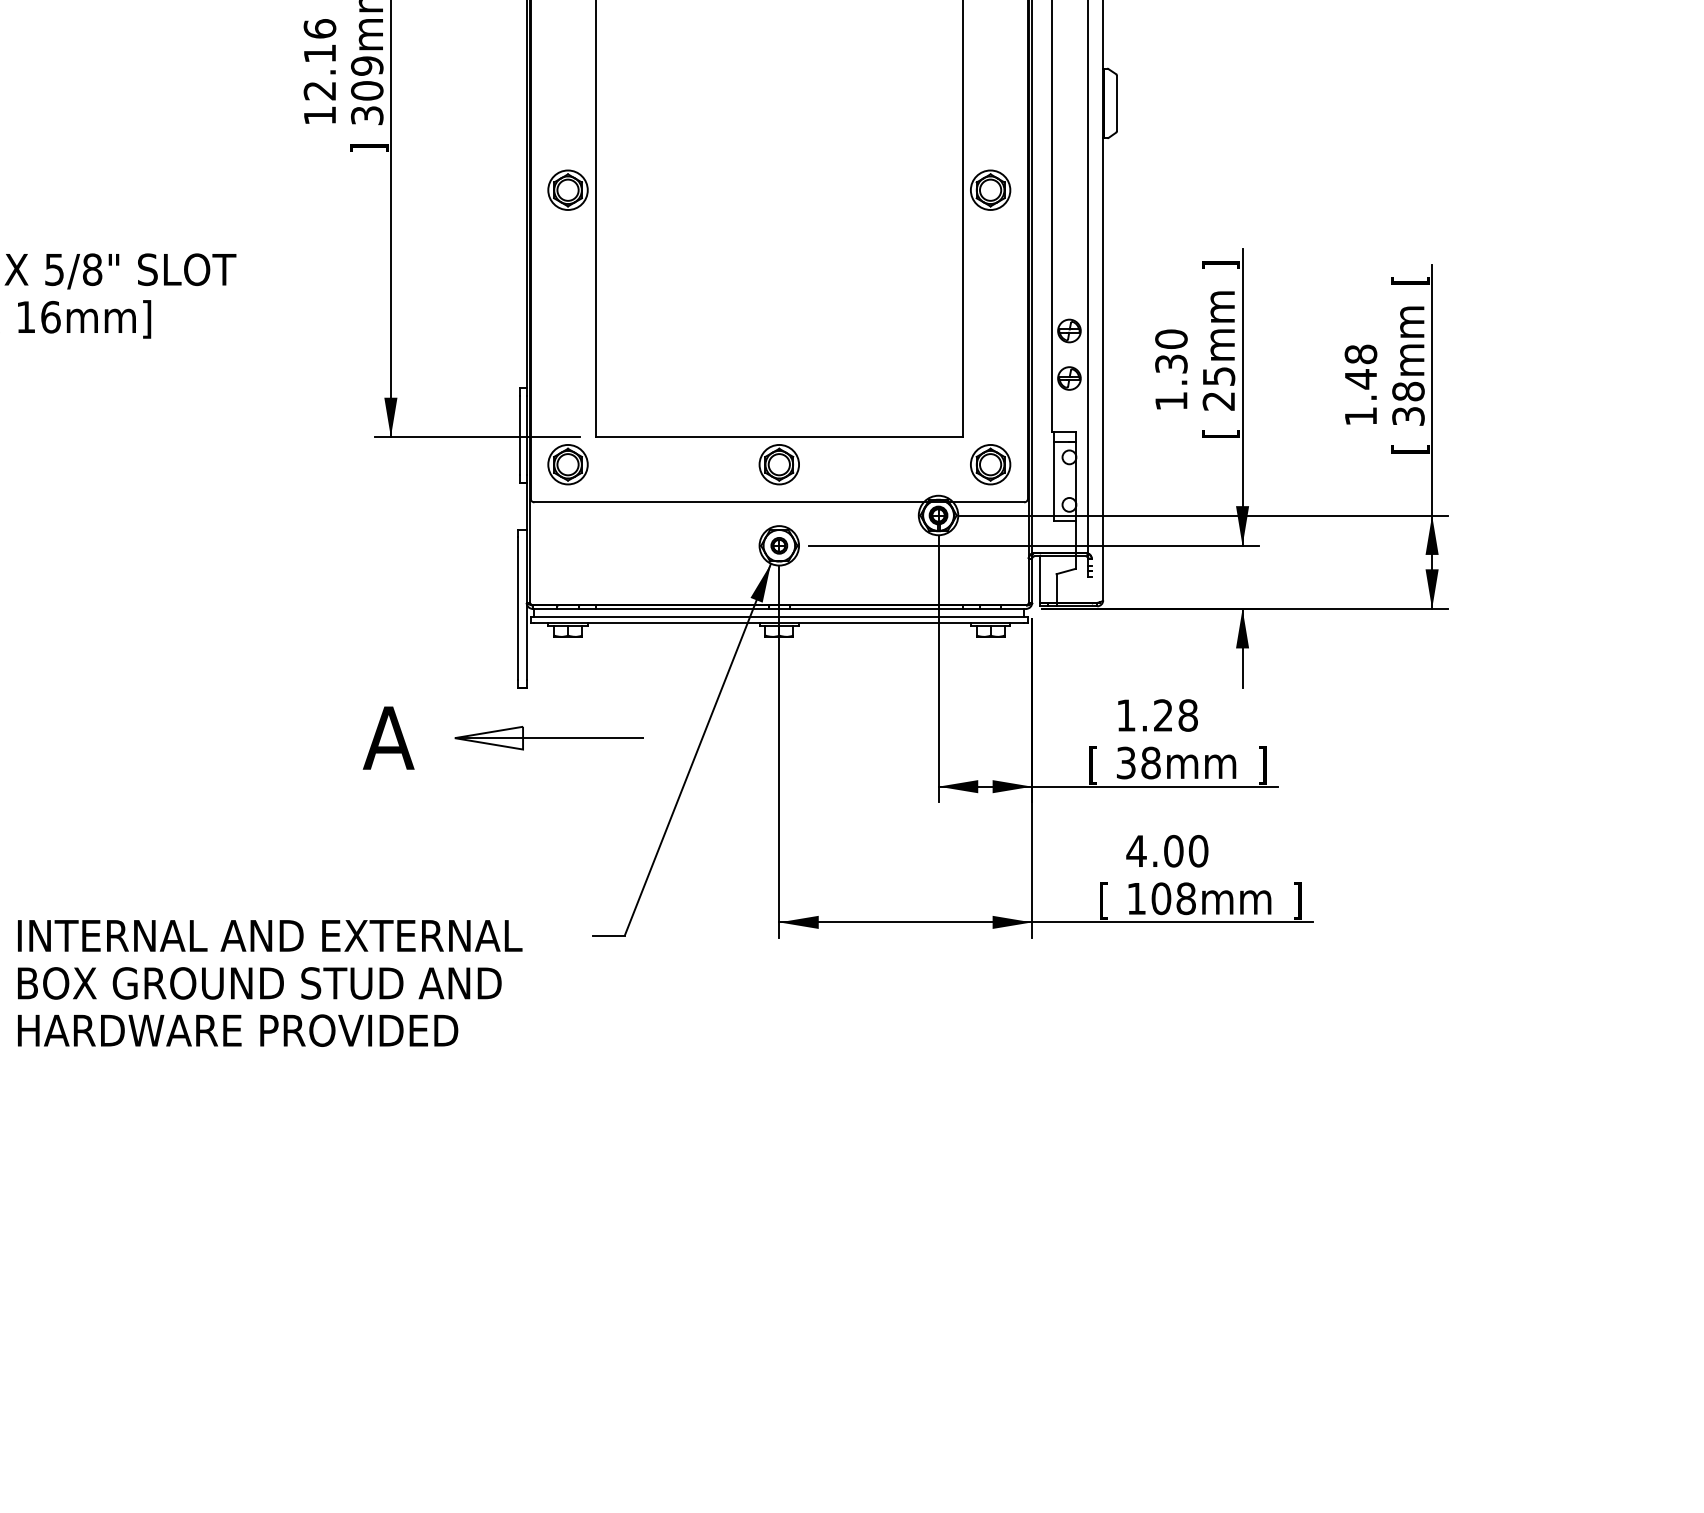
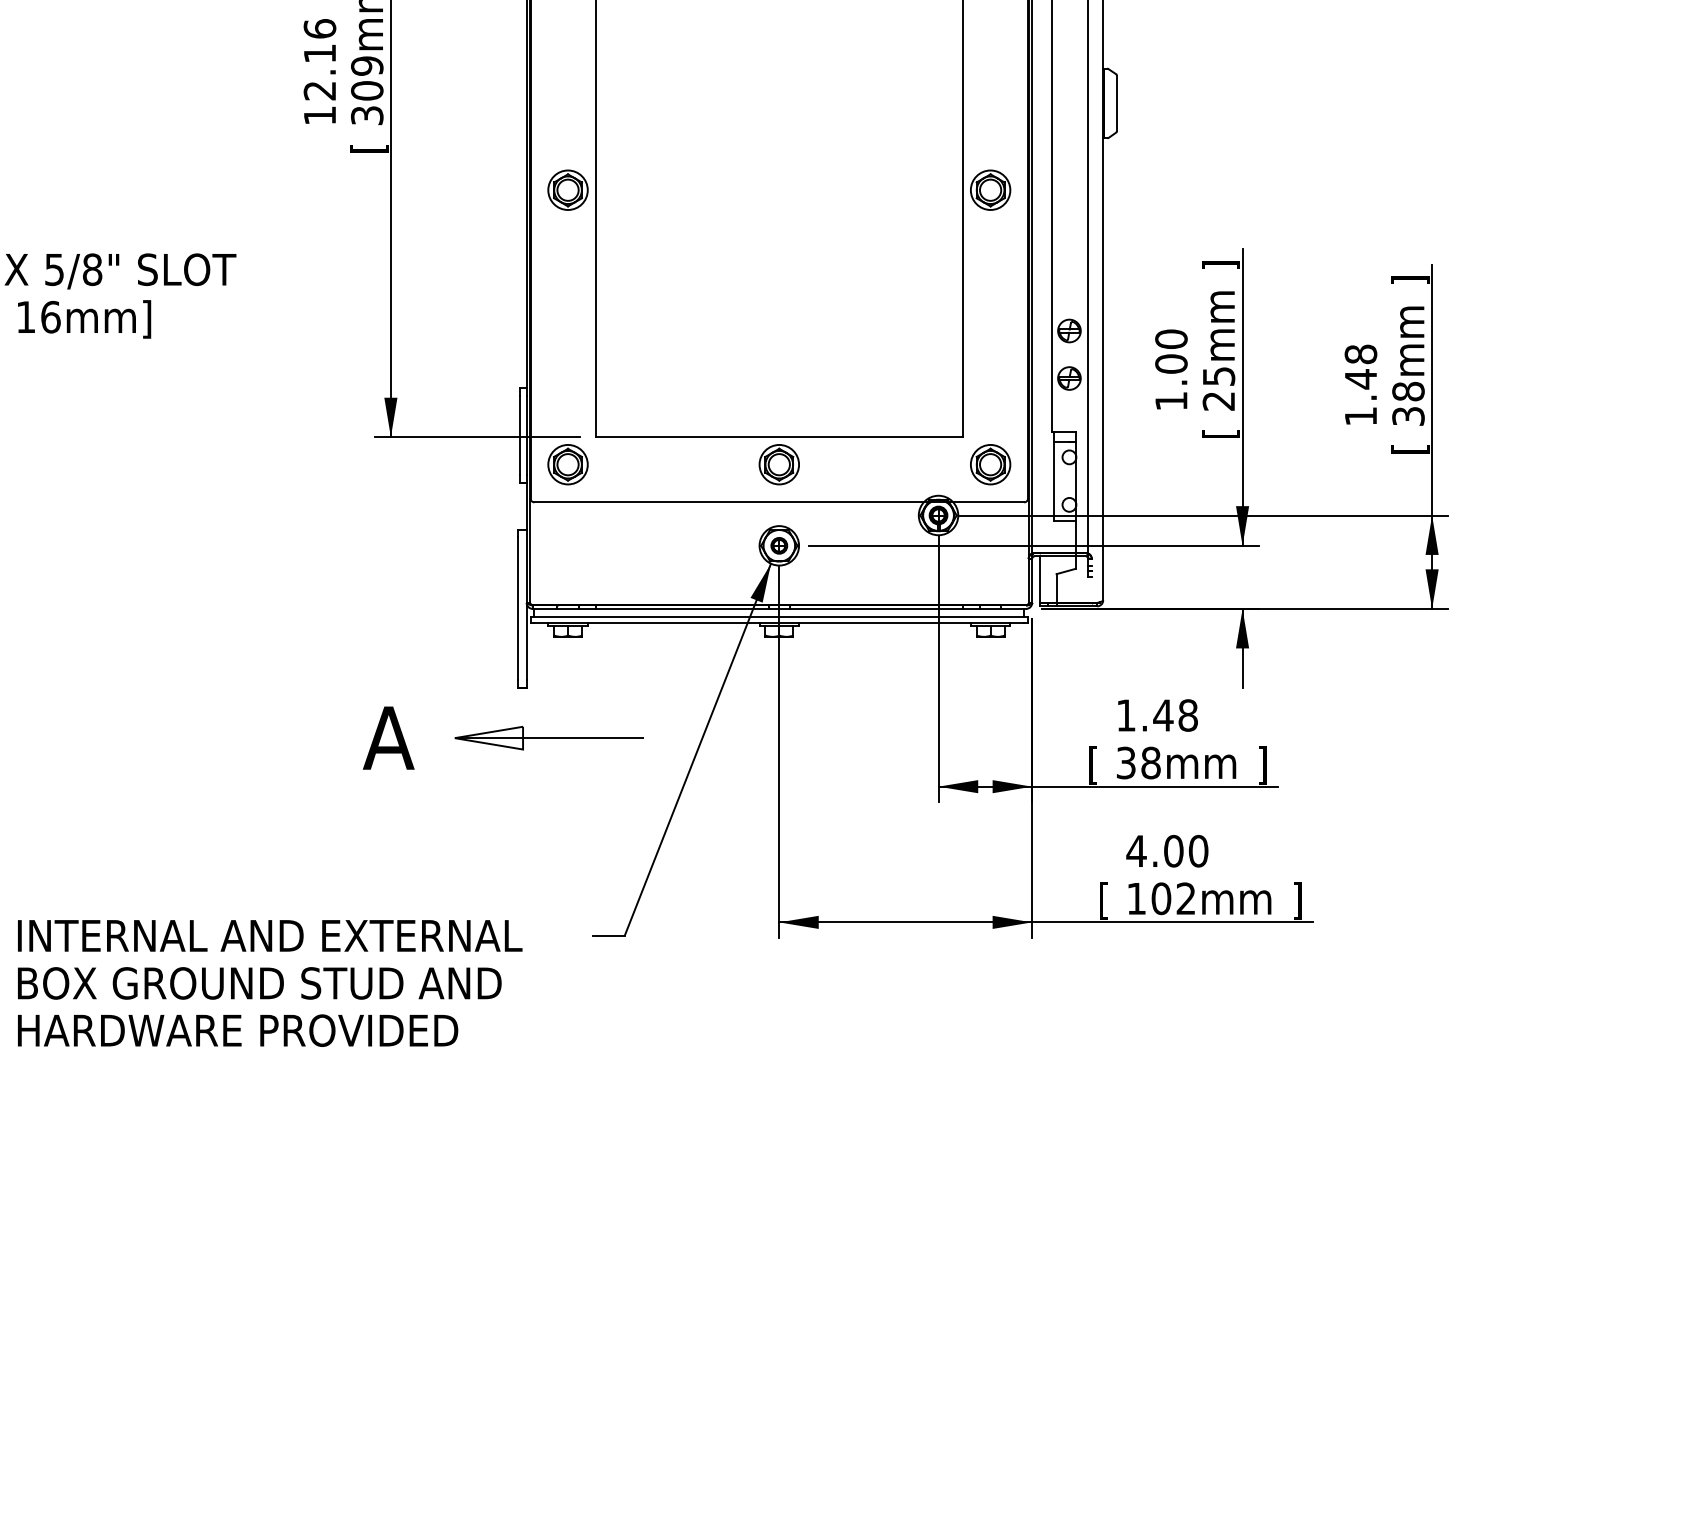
text: ] -> [ (369, 148)
text: [ -> ] (1410, 280)
text: 1.30 -> 1.00 (1171, 363)
text: 1.28 -> 1.48 (1163, 715)
text: 108mm -> 102mm (1185, 898)
